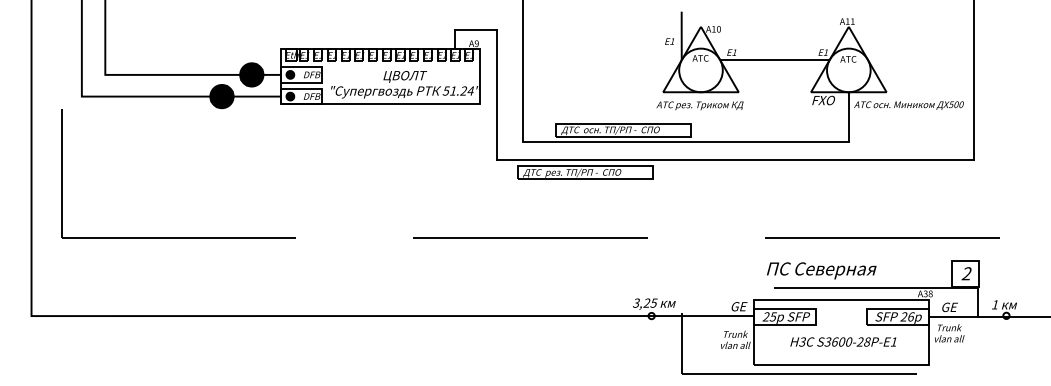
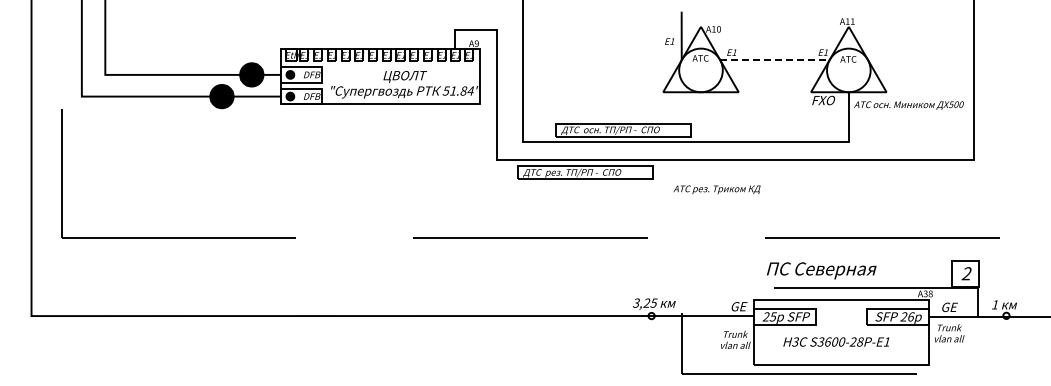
line: solid -> dashed (775, 59)
text: 51.24" -> 51.84" (463, 90)
text position: (699, 105) -> (716, 189) (716, 189)
text position: (843, 341) -> (836, 341) (836, 341)
